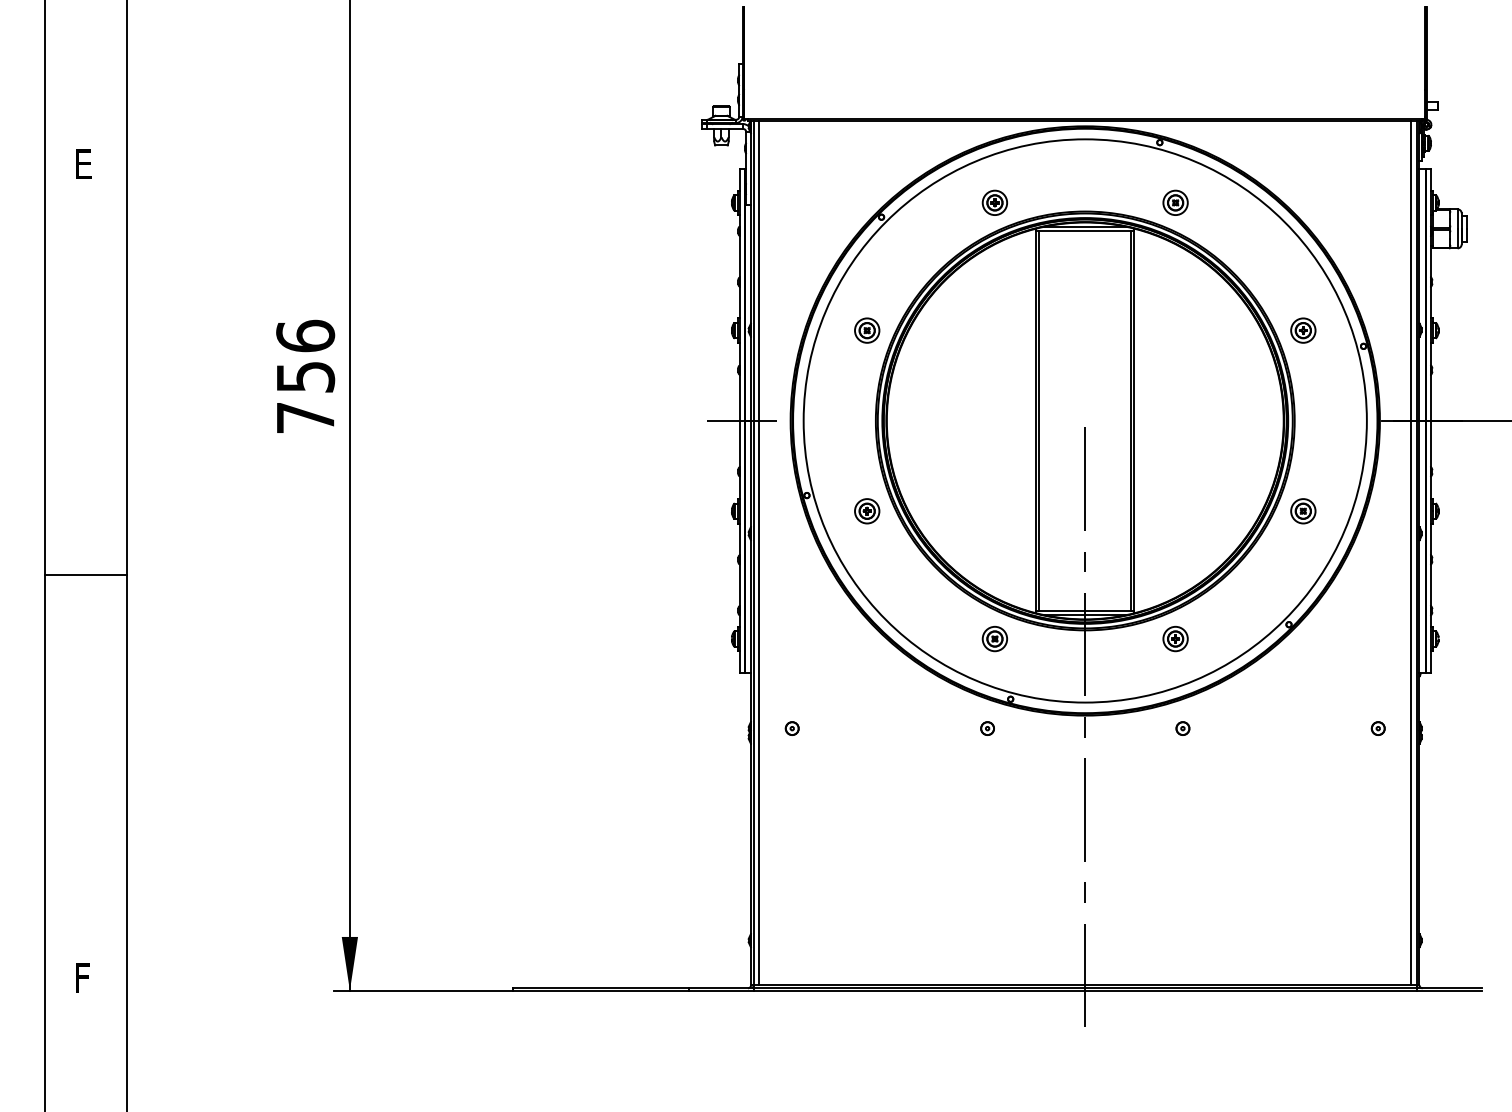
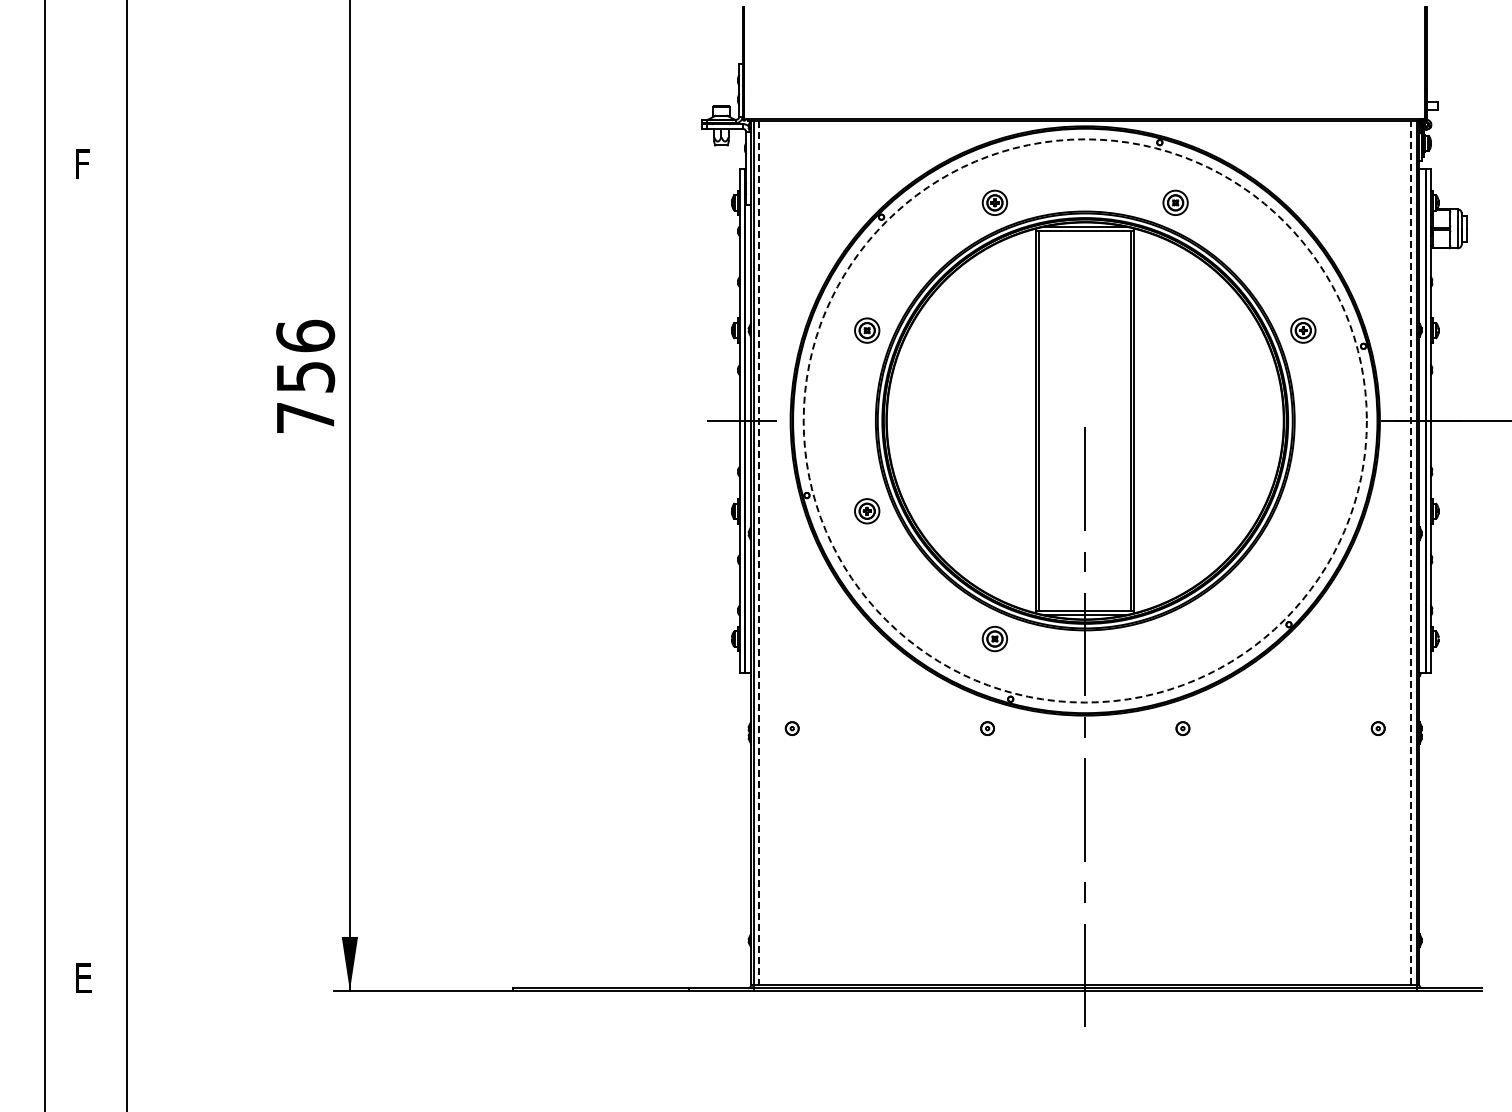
text: E -> F (85, 163)
circle: solid -> dashed (1084, 420)
part: present -> none (1303, 511)
line: solid -> dashed (1411, 552)
line: solid -> dashed (759, 553)
line: present -> none (85, 574)
part: present -> none (1175, 638)
text: F -> E (85, 977)
